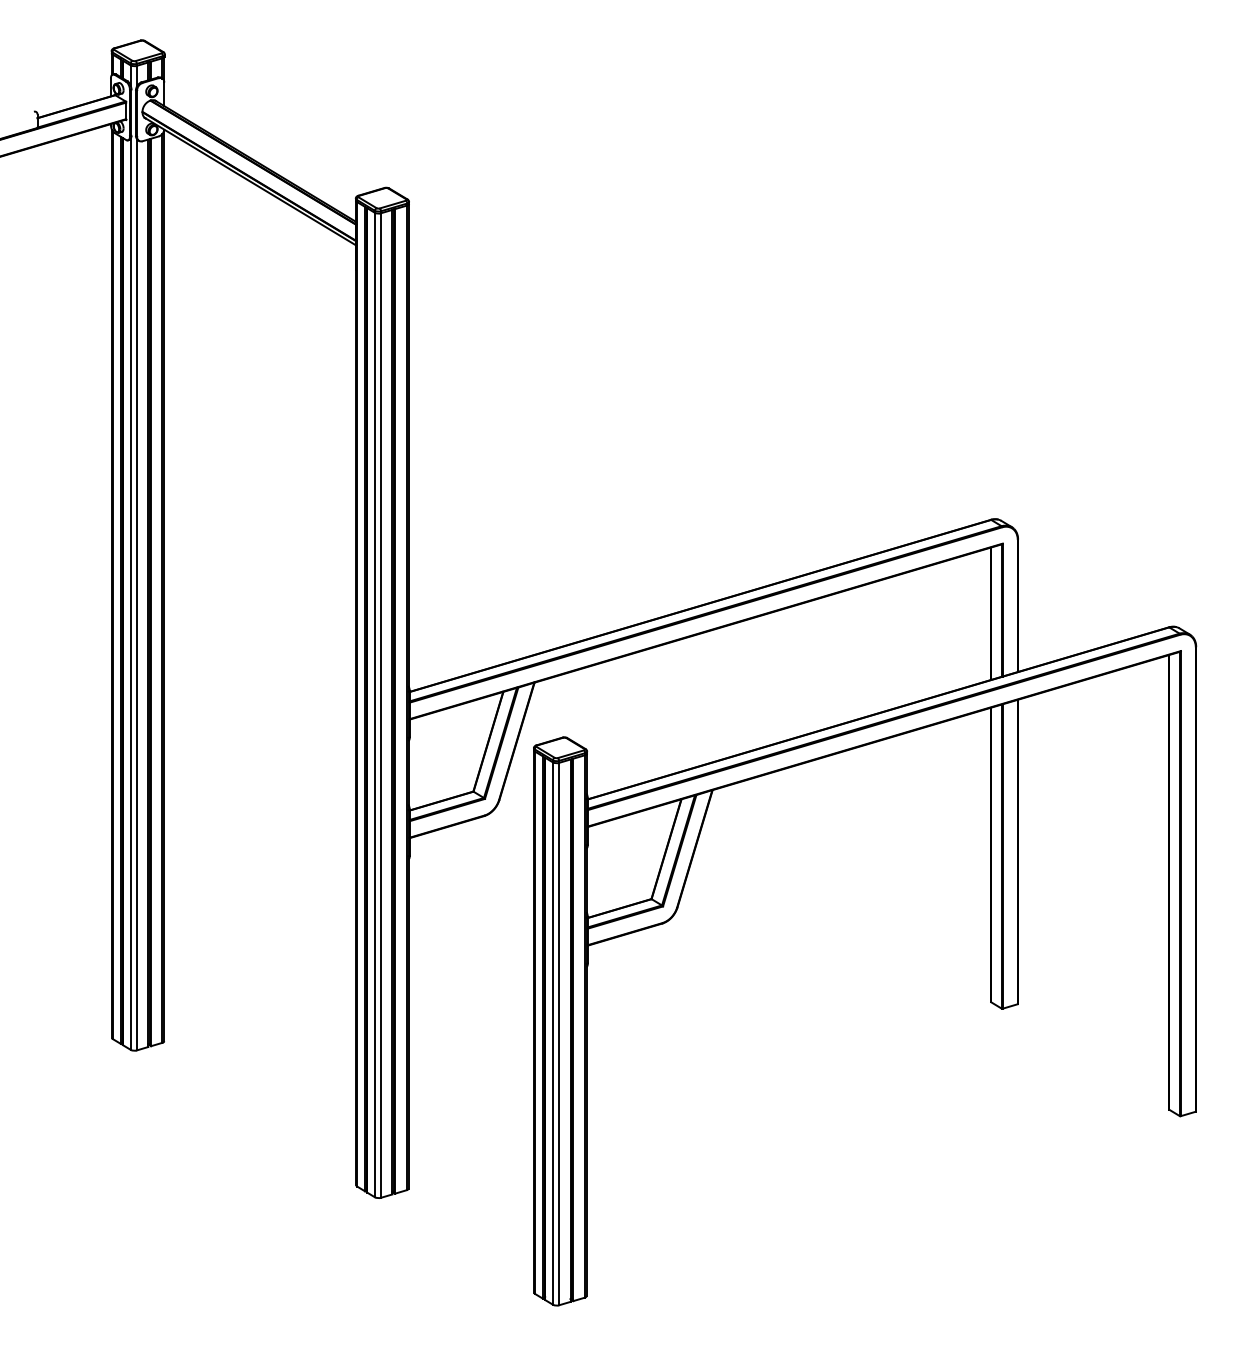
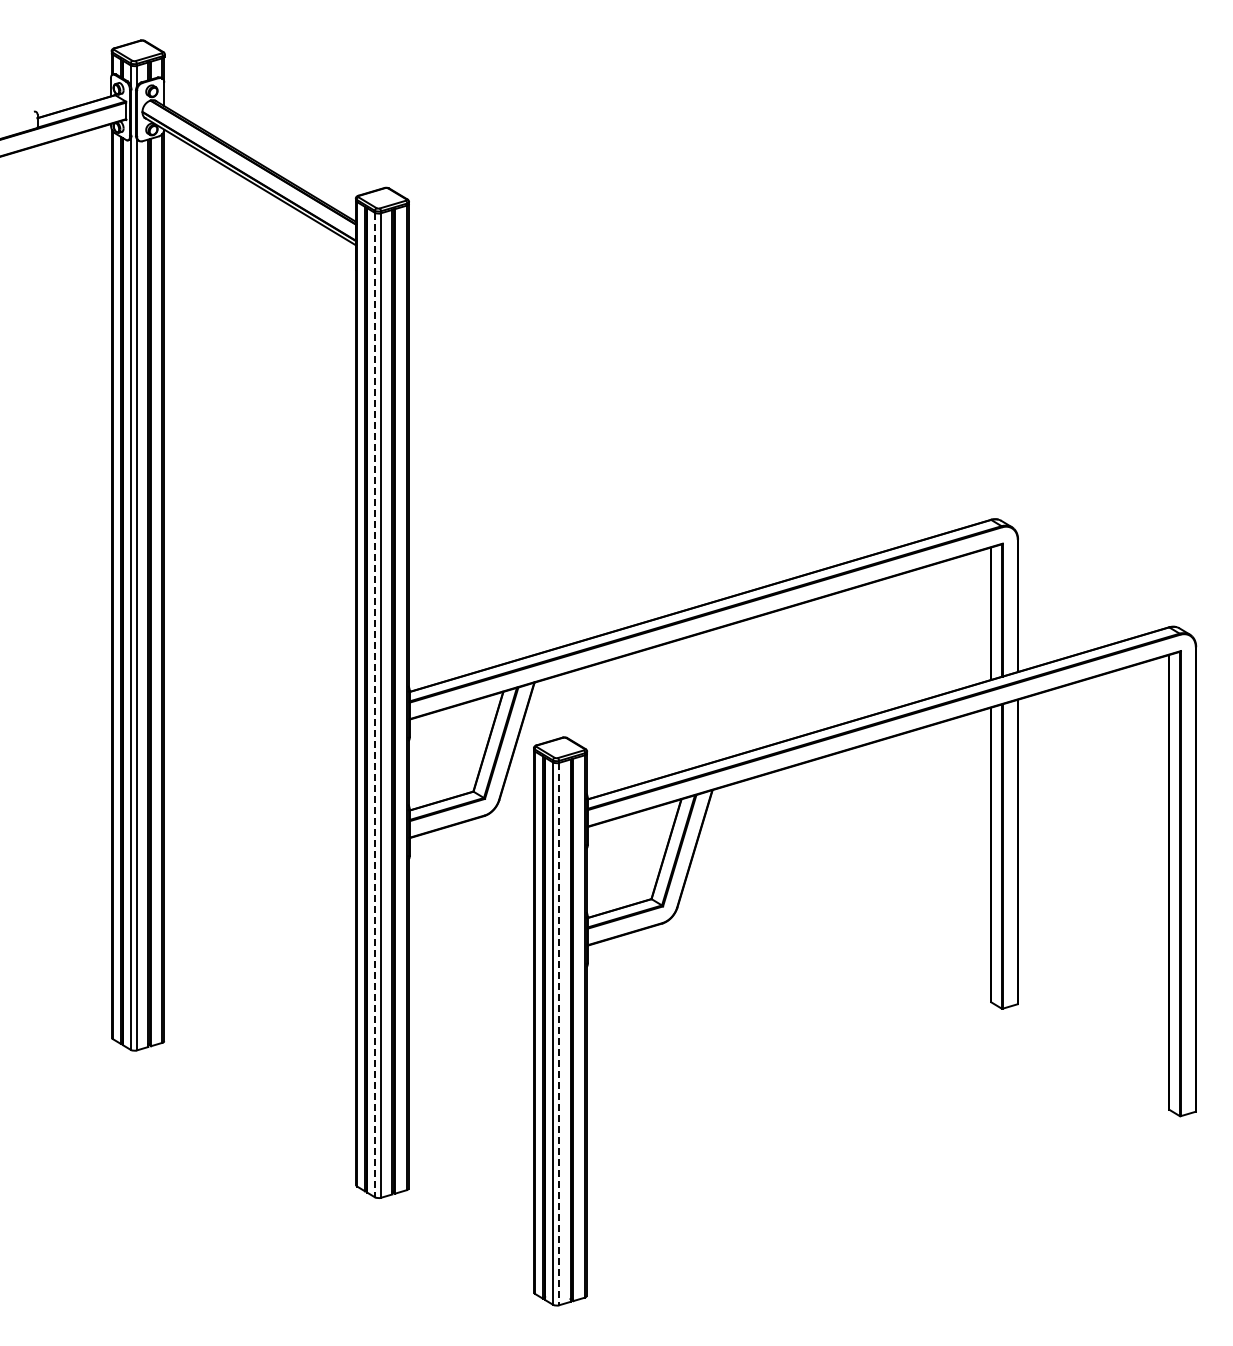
line: solid -> dashed (375, 705)
line: solid -> dashed (559, 1034)
